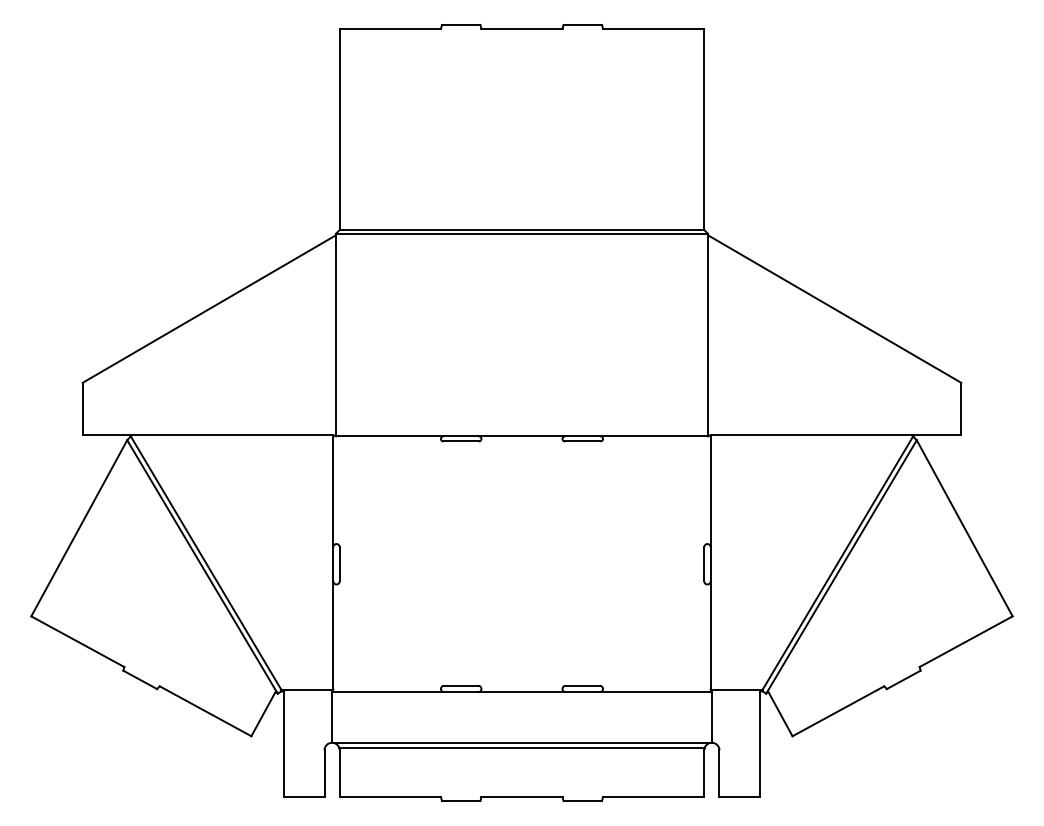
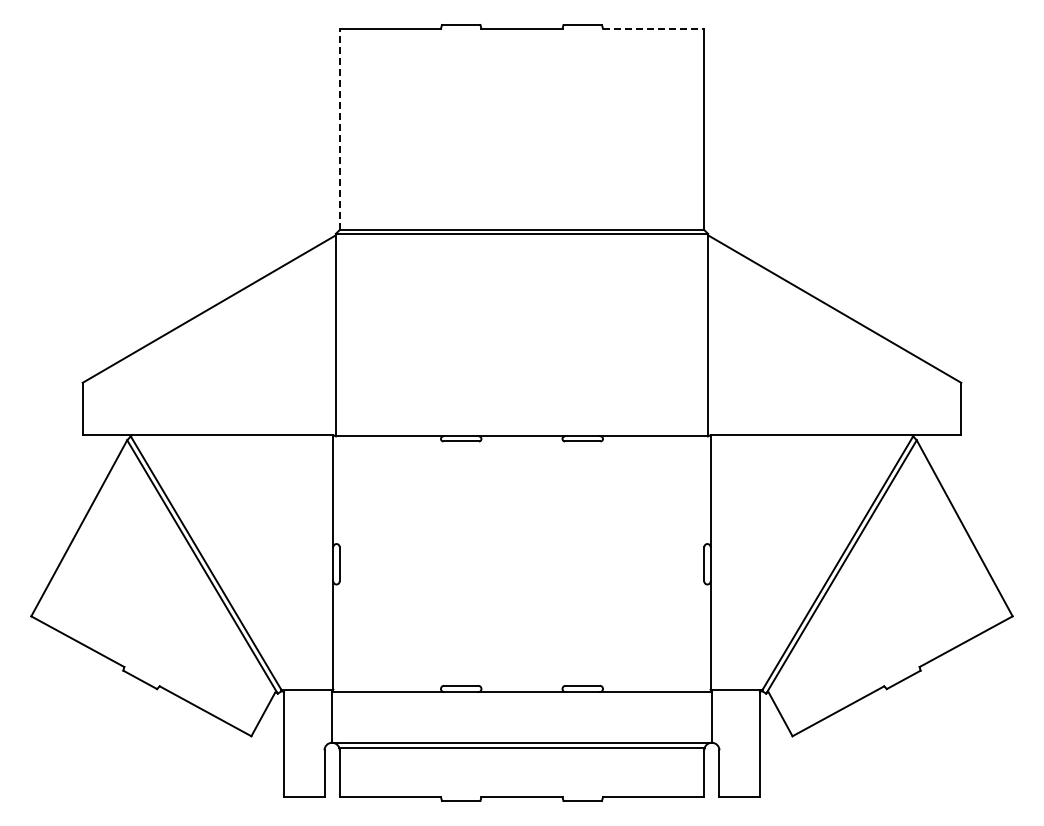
line: solid -> dashed (653, 28)
line: solid -> dashed (339, 129)
